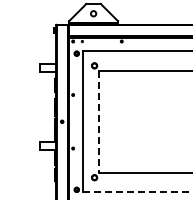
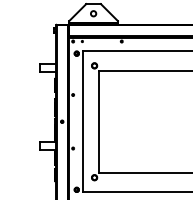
line: dashed -> solid (99, 122)
line: dashed -> solid (137, 192)
